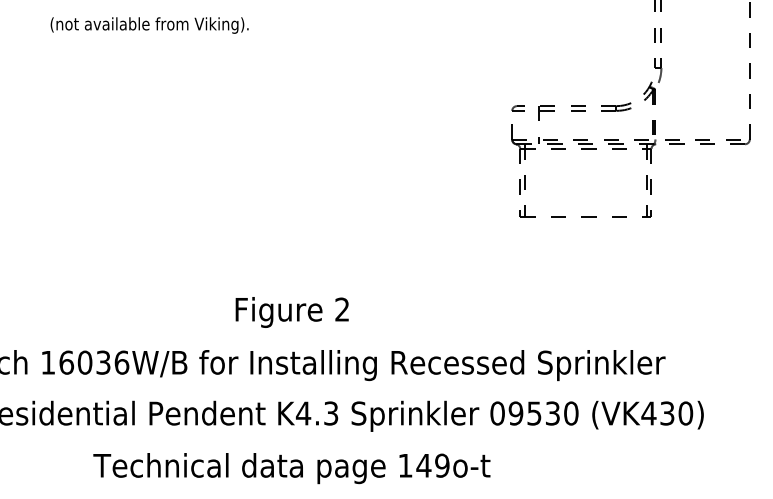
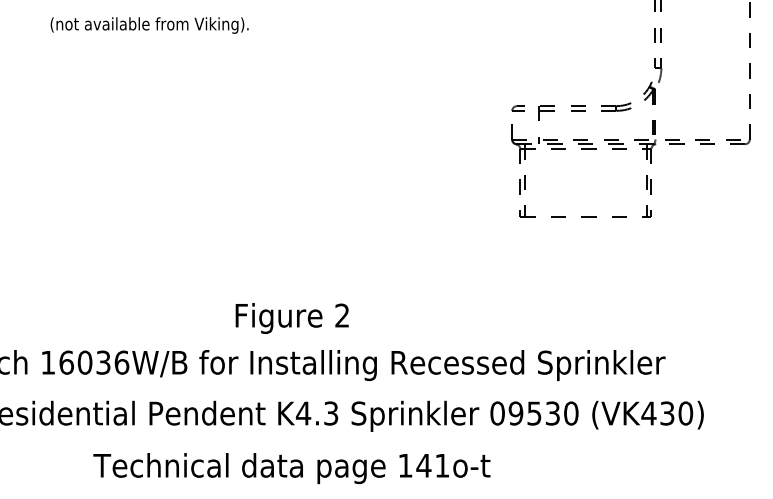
text position: (291, 312) -> (291, 318) (291, 318)
text: 149o-t -> 141o-t (442, 465)
